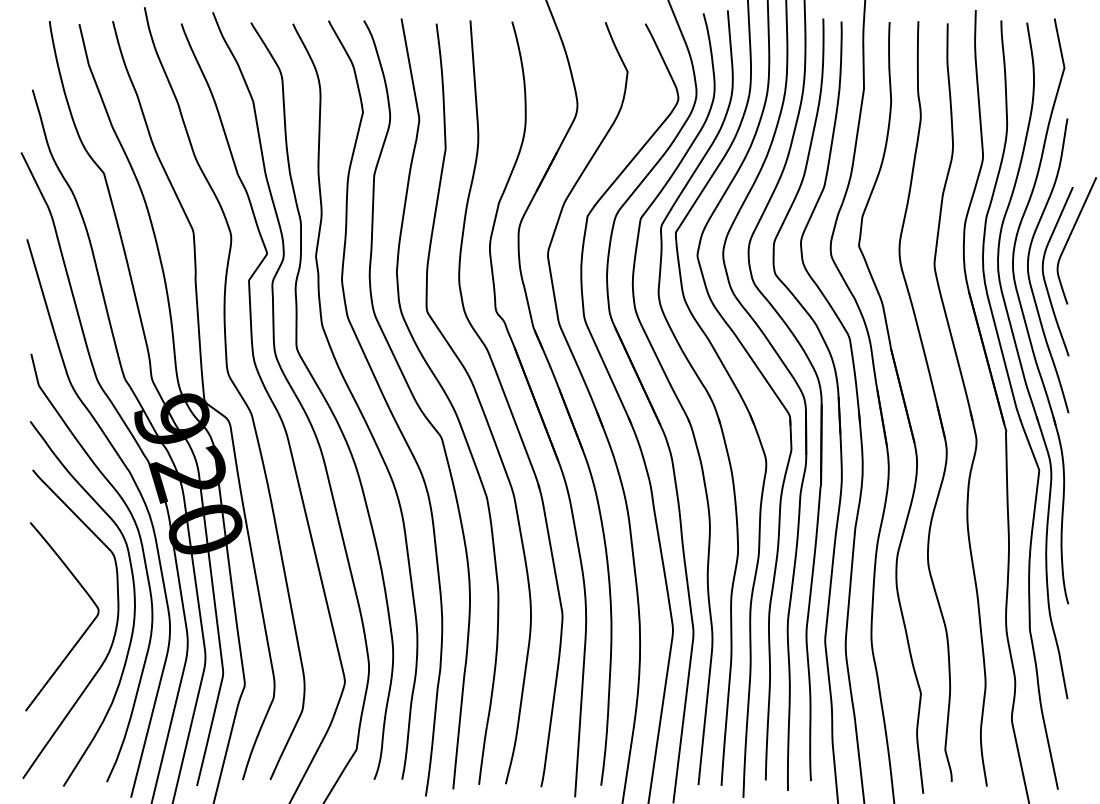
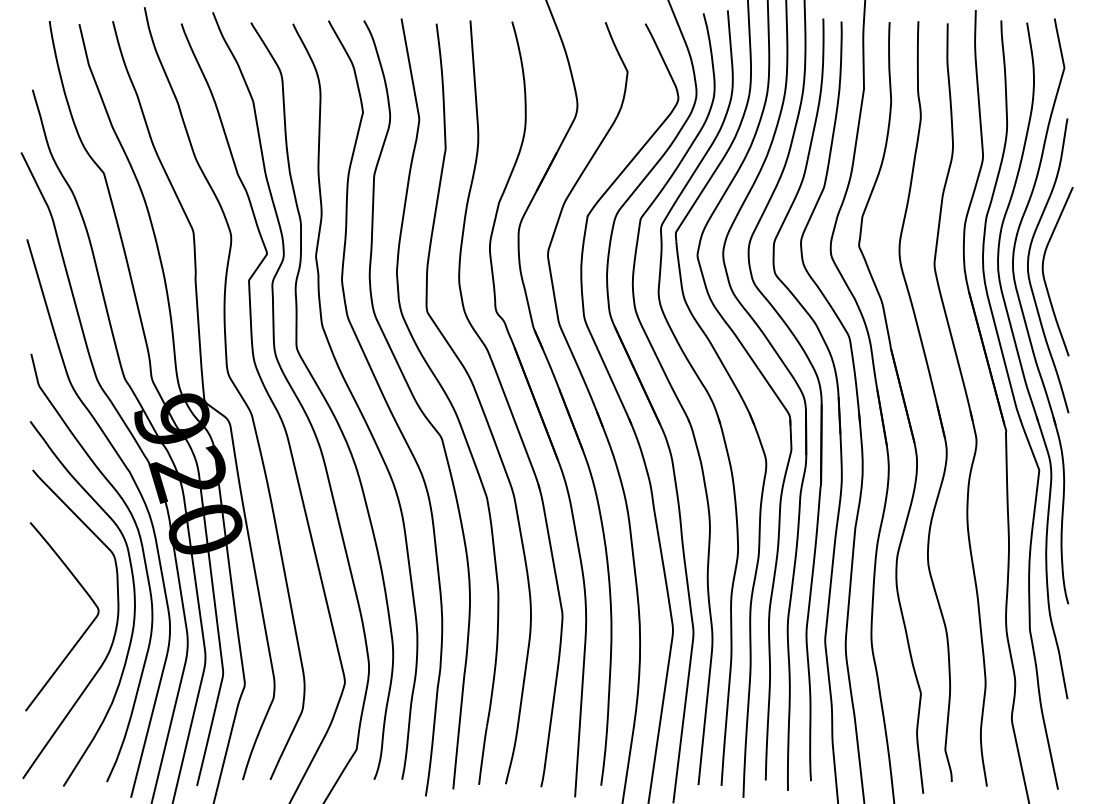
curve: present -> none (1070, 237)
